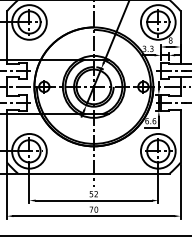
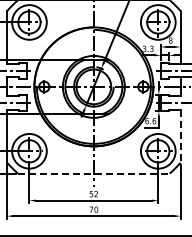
line: solid -> dashed (180, 136)
line: solid -> dashed (93, 173)
